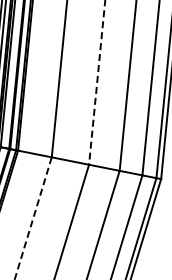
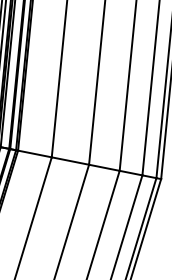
line: dashed -> solid (97, 83)
line: dashed -> solid (33, 218)
